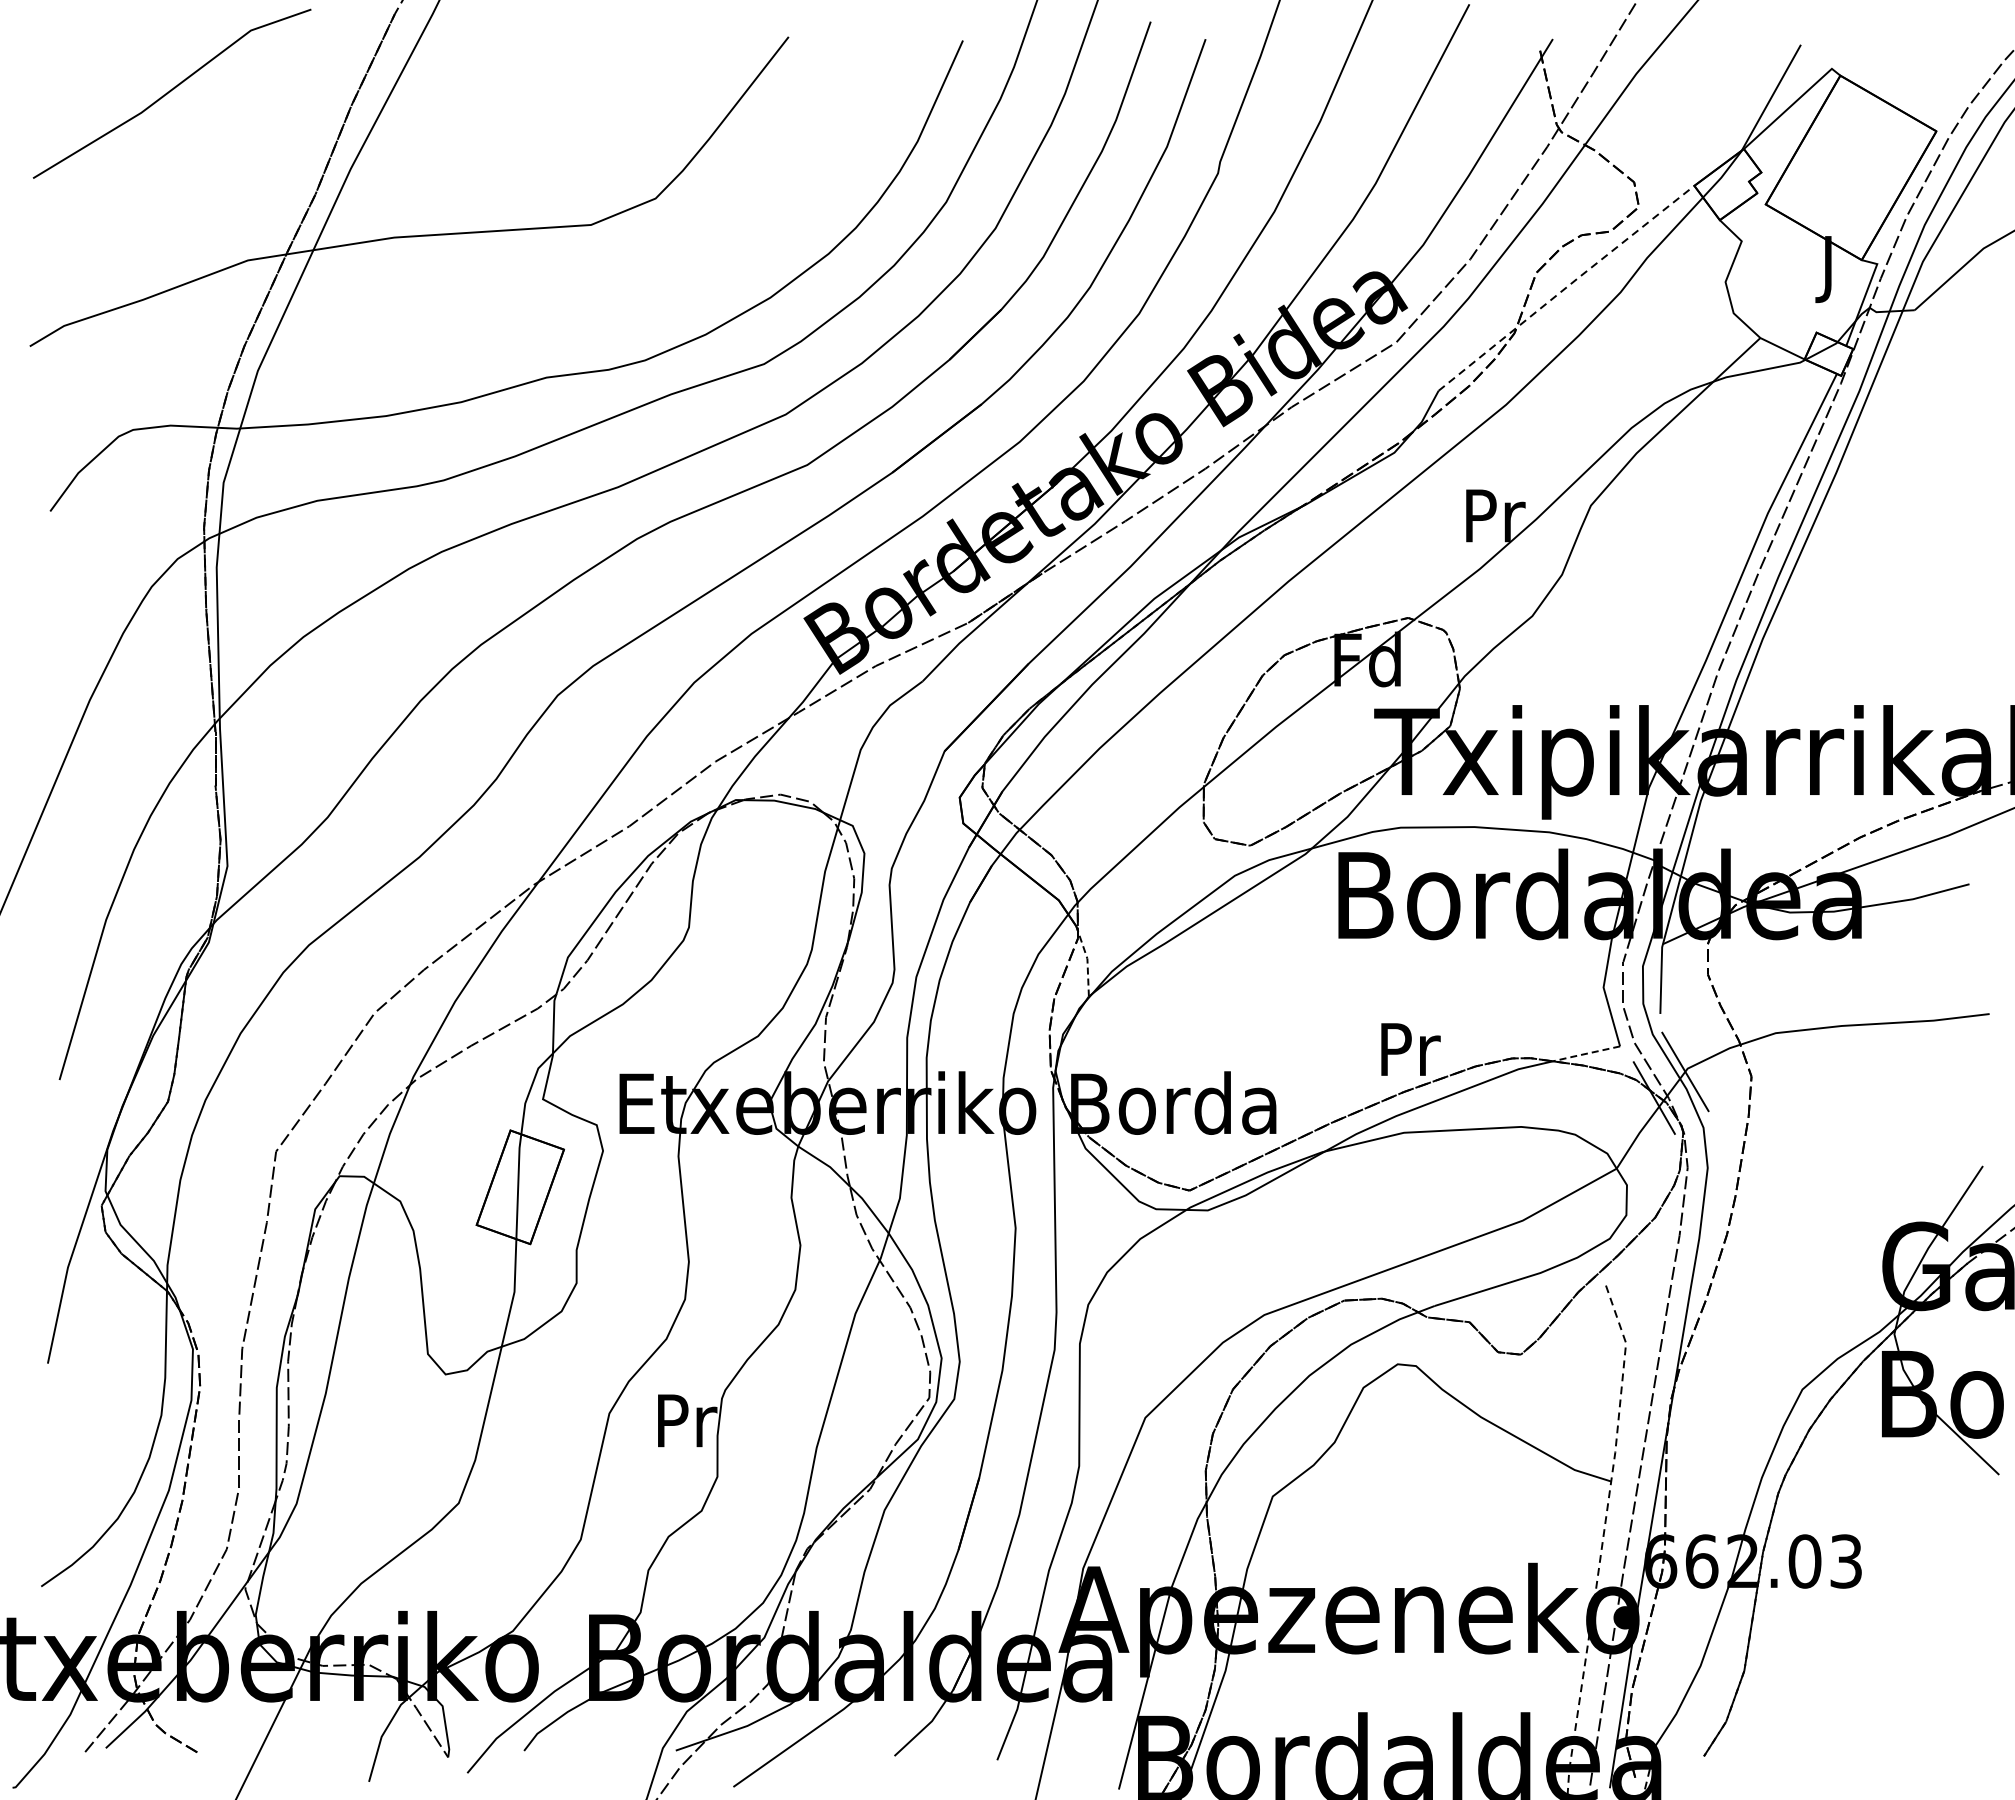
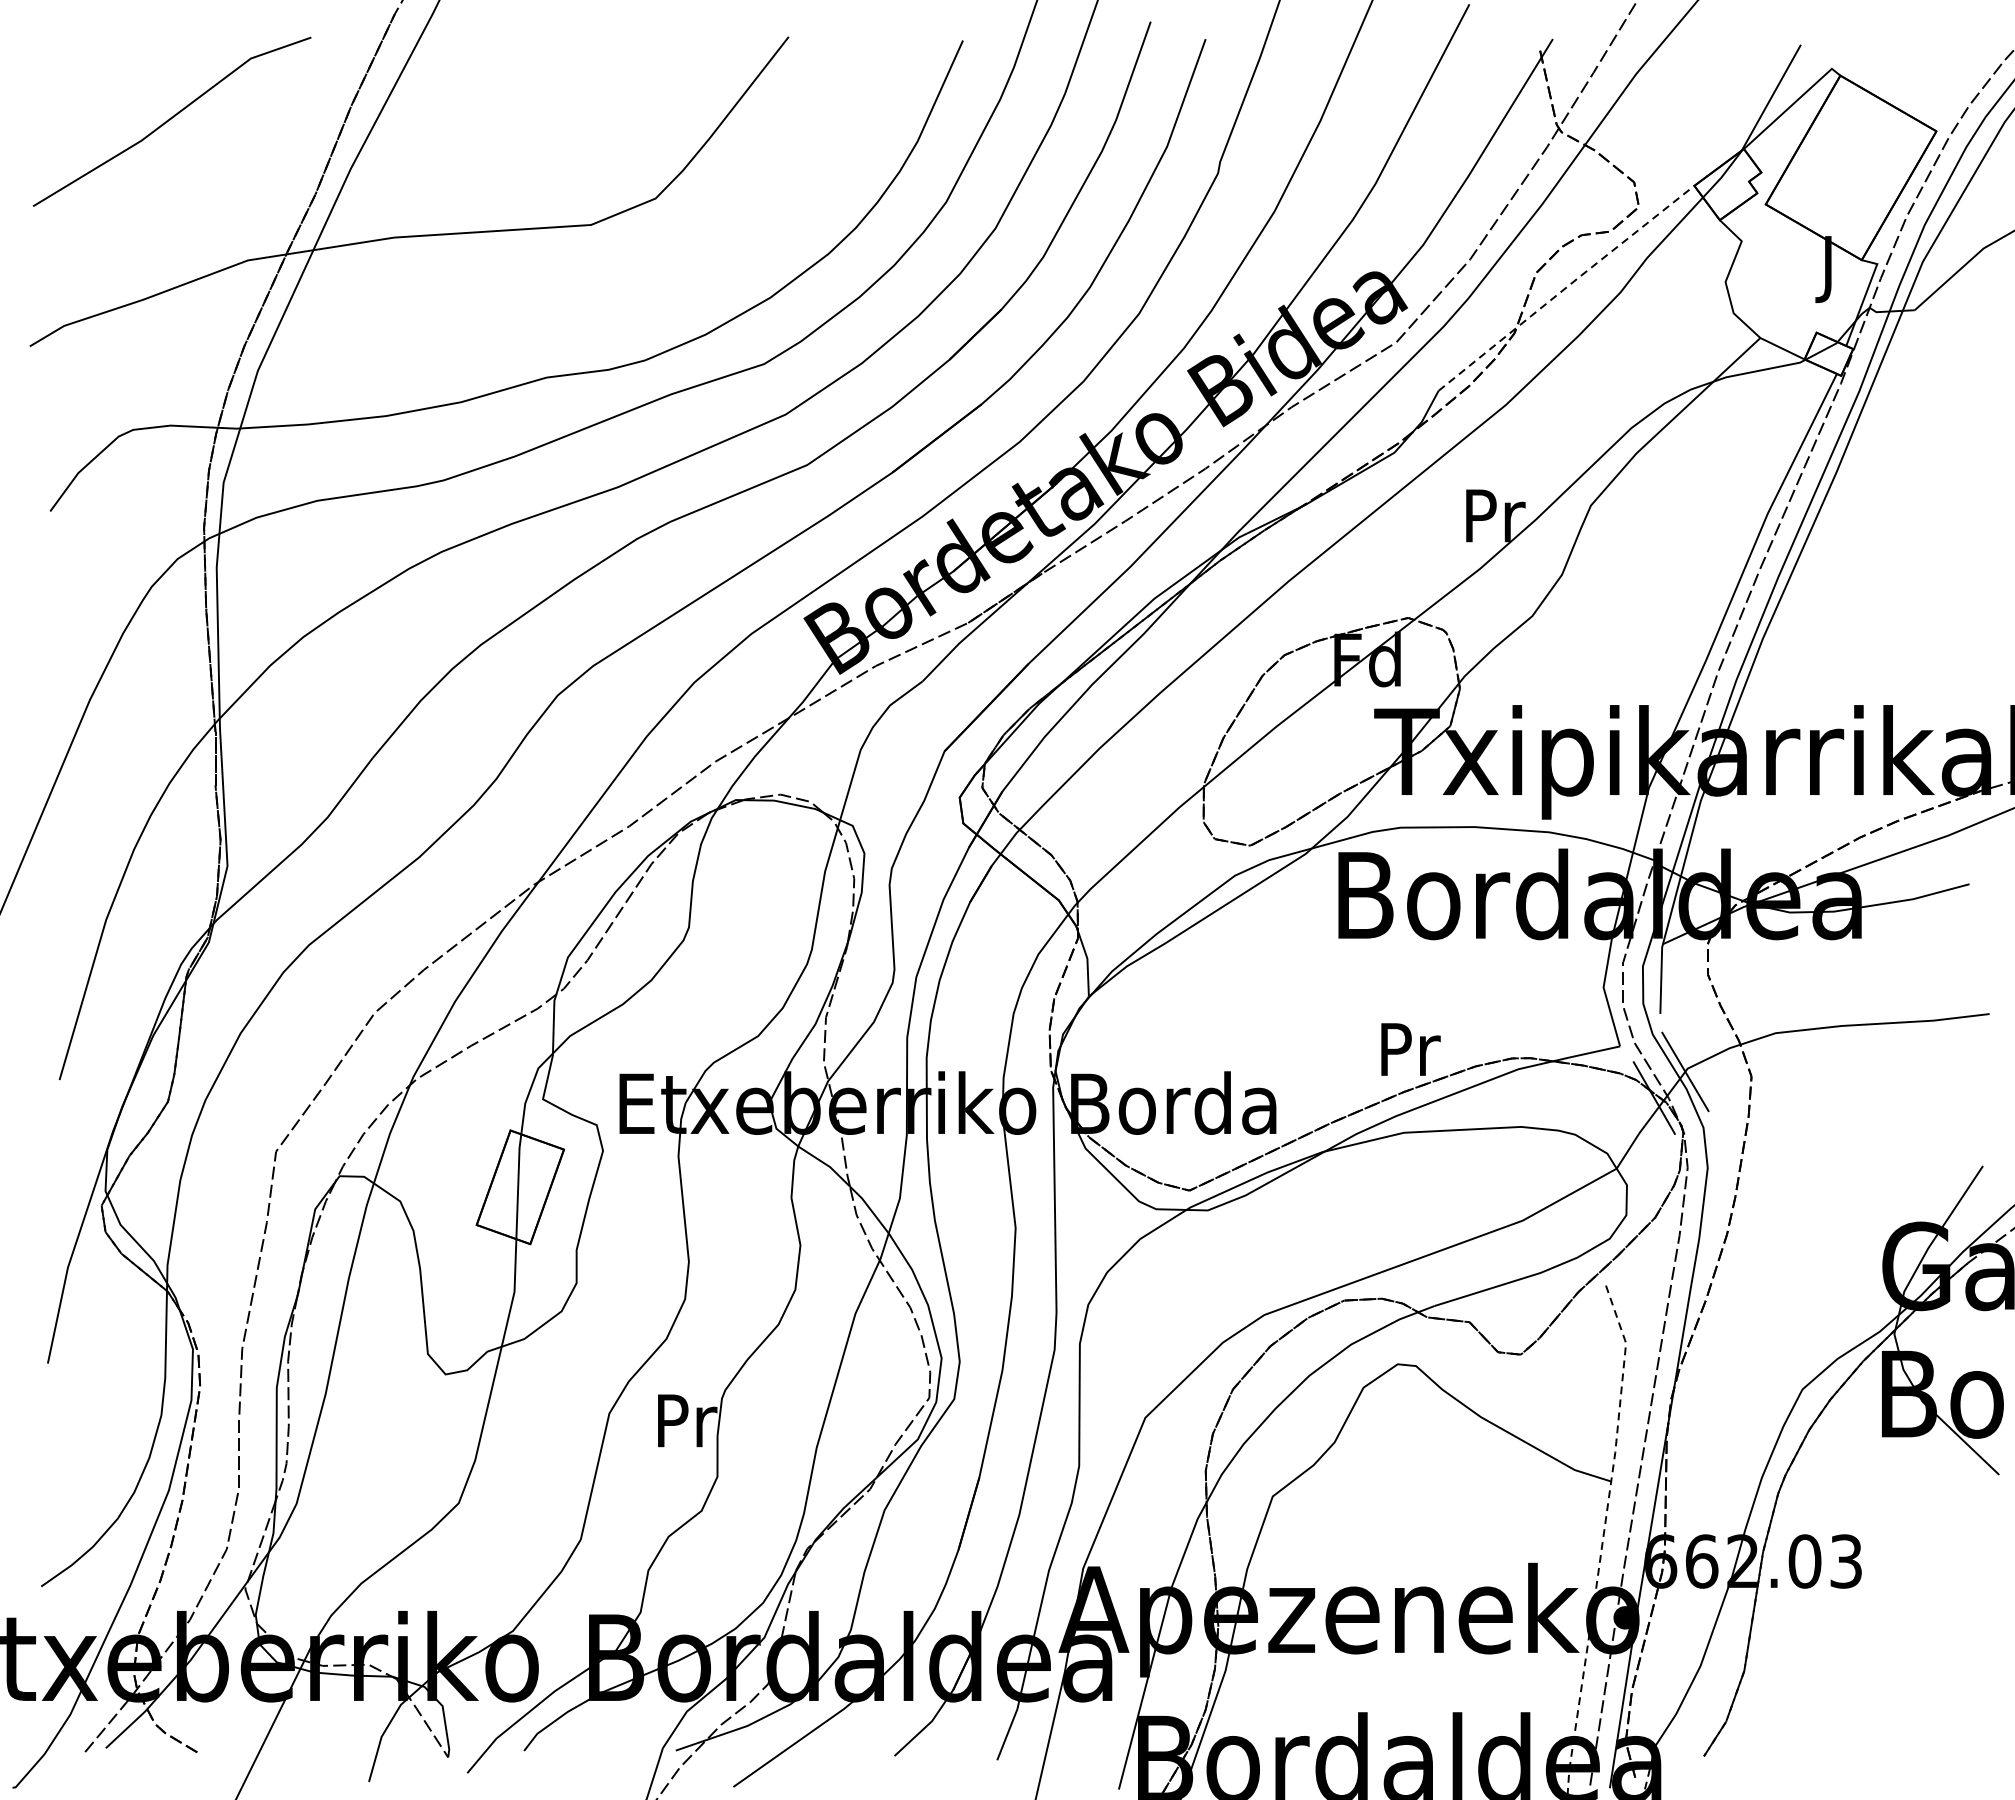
line position: (170, 92) -> (170, 120) (170, 120)
line: dashed -> solid (1087, 961)
line: dashed -> solid (1585, 1054)
